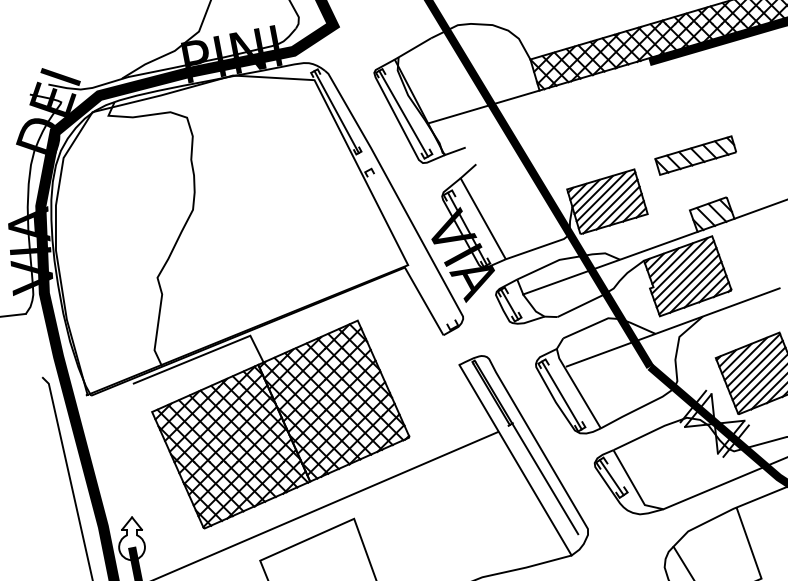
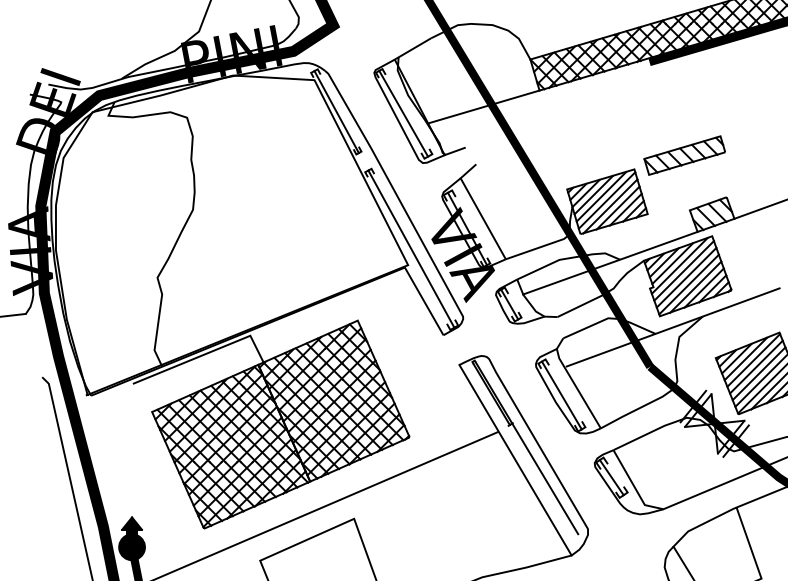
part position: (695, 155) -> (684, 155) (684, 155)
line: none -> present (411, 248)
fill: none -> present (131, 538)
